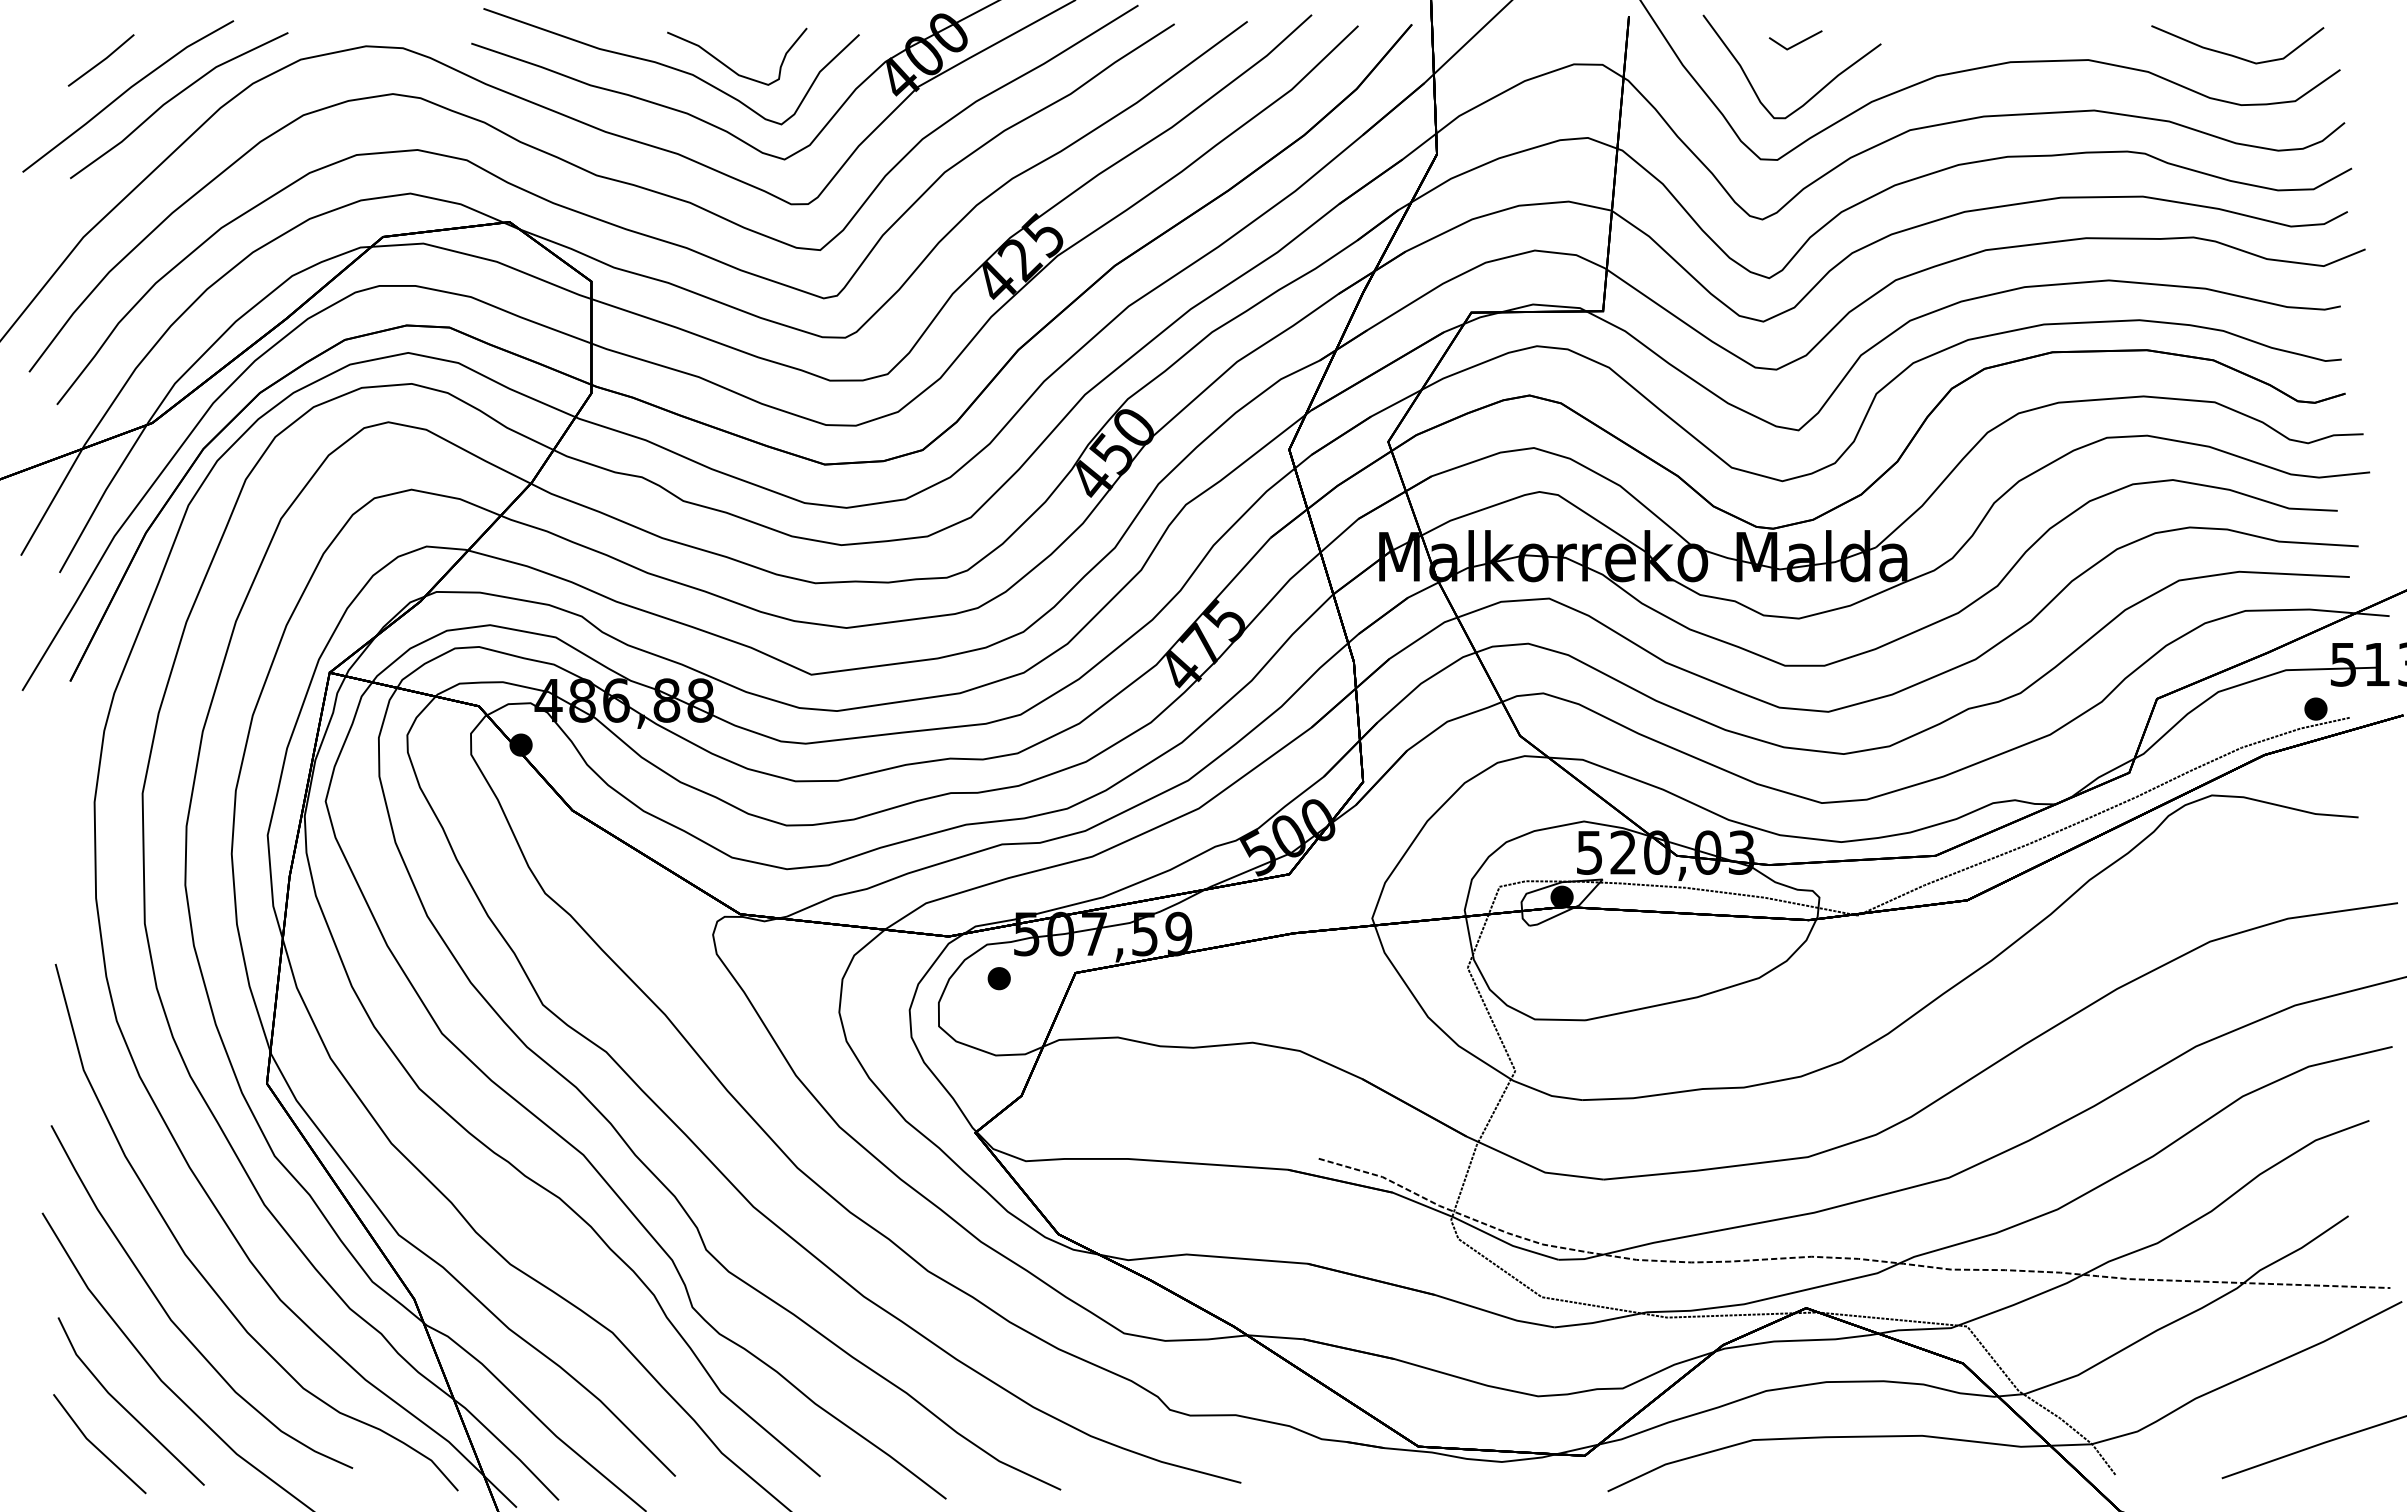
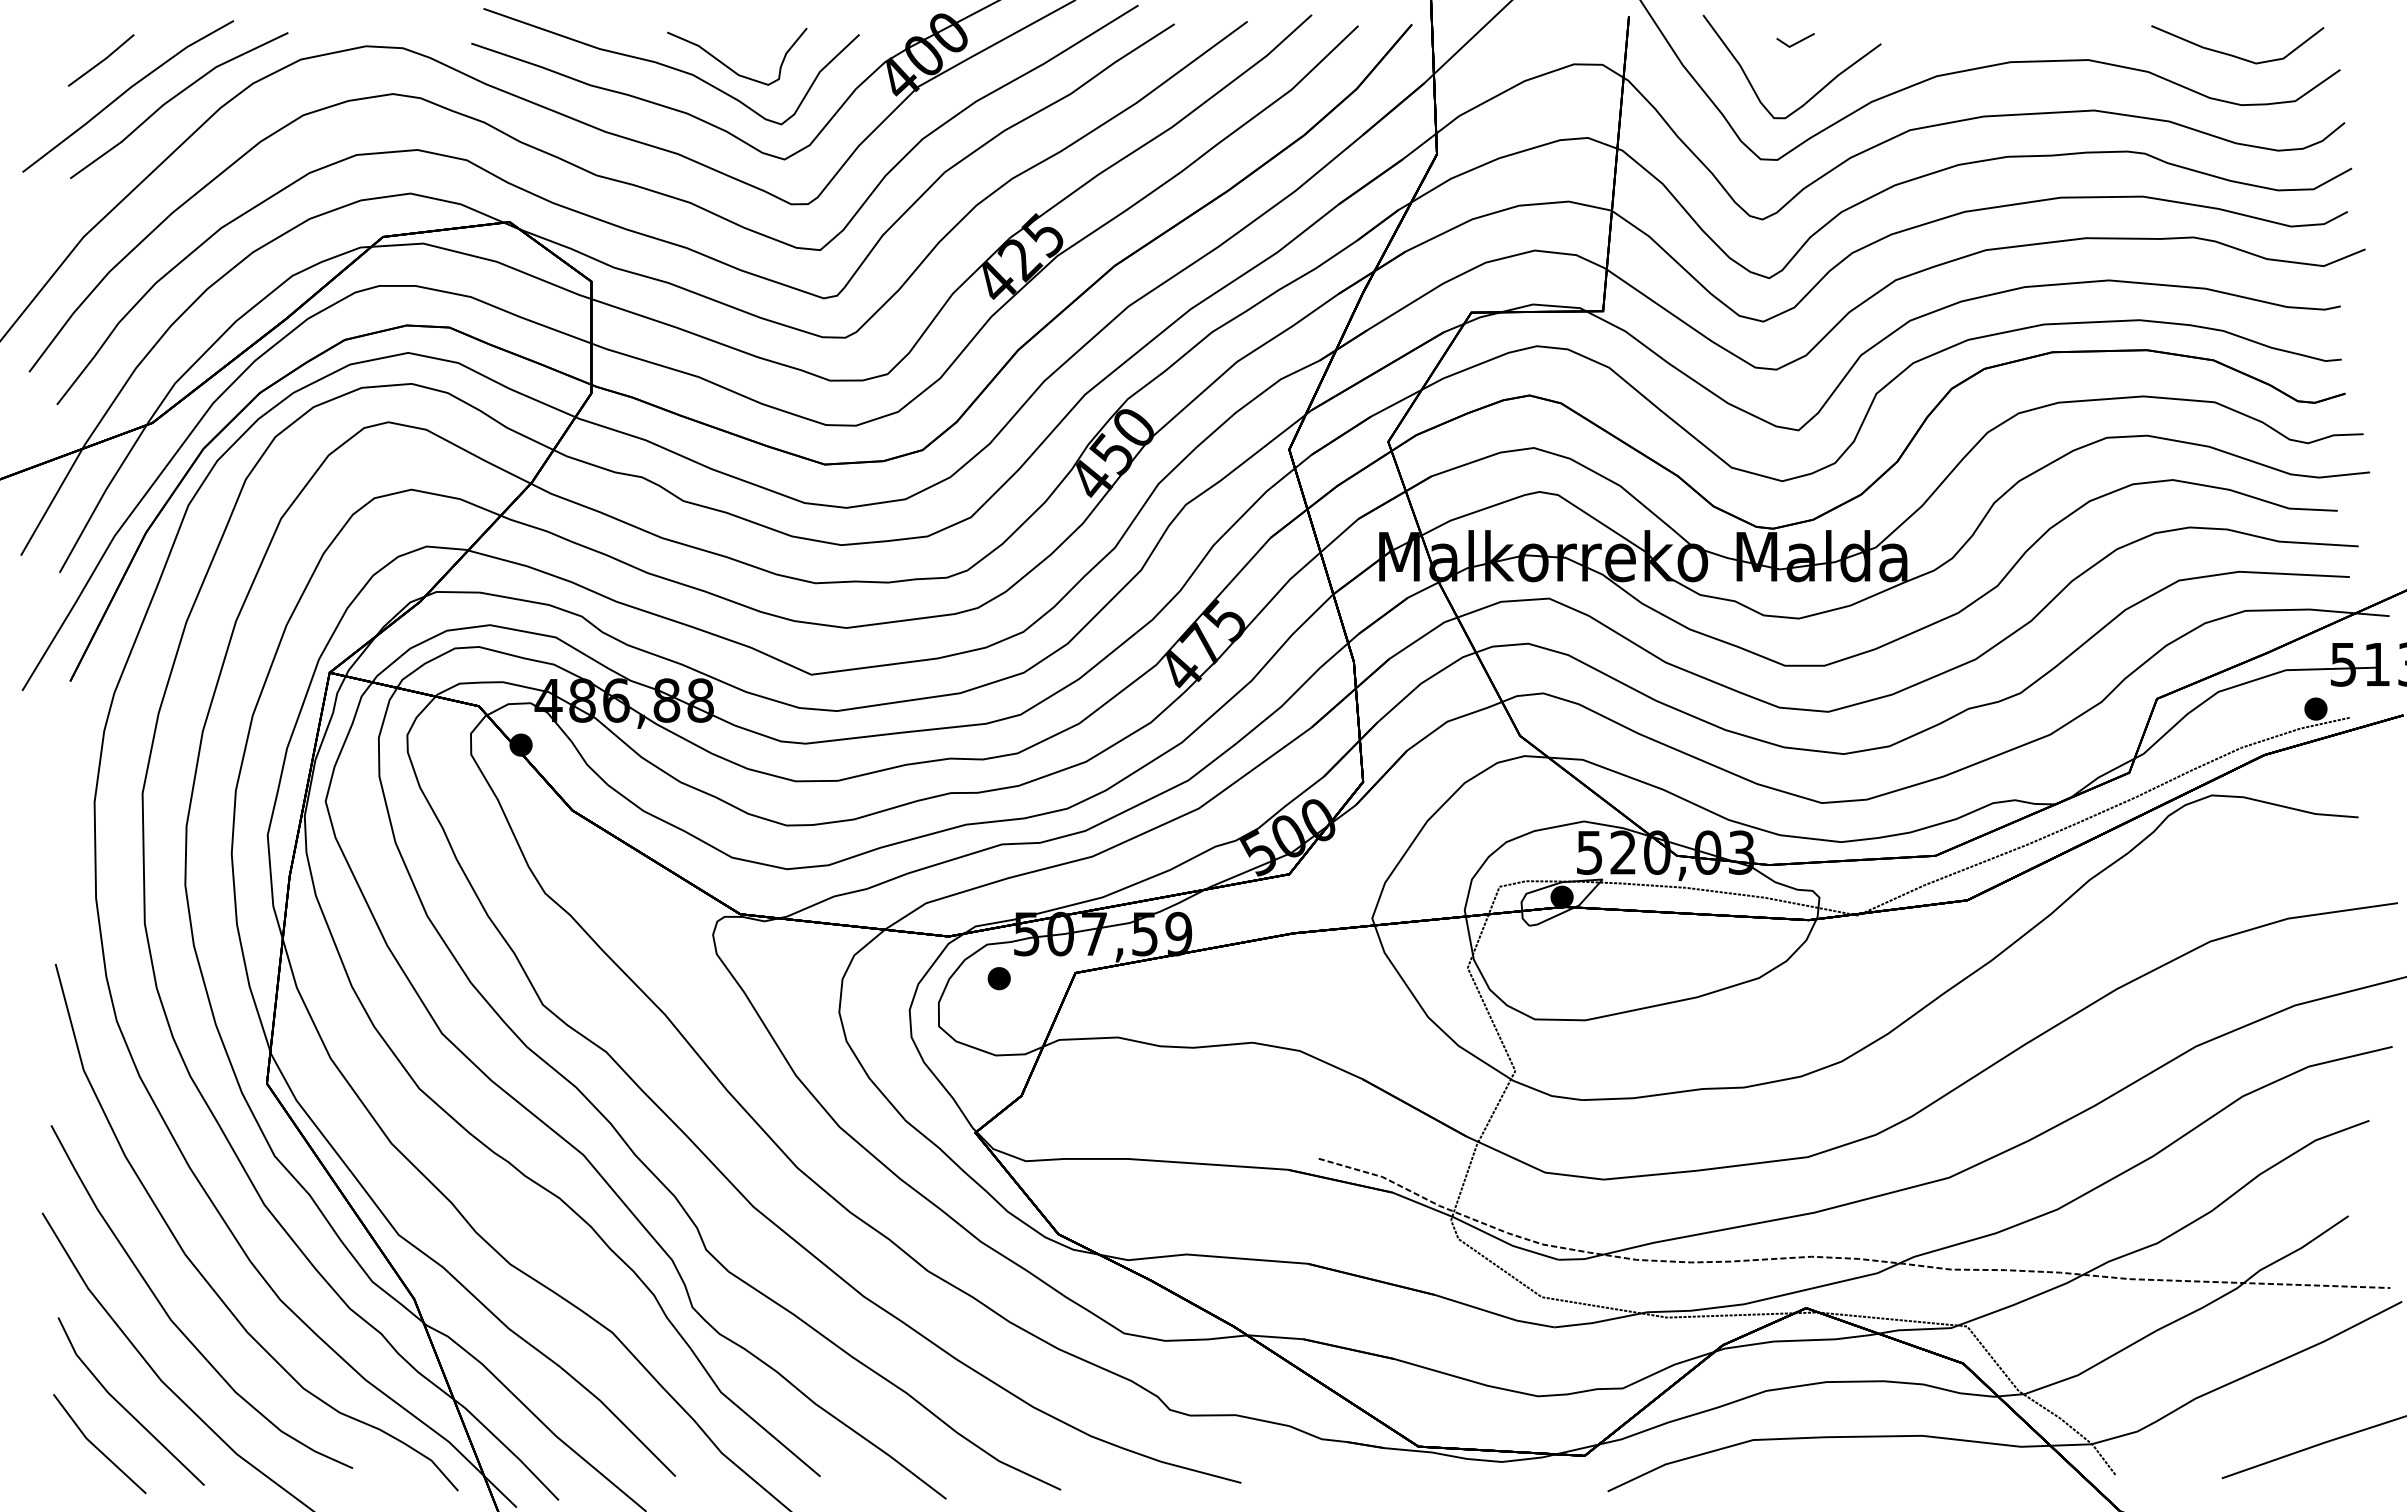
part size: 55x21 px -> 39x15 px (1795, 40)
